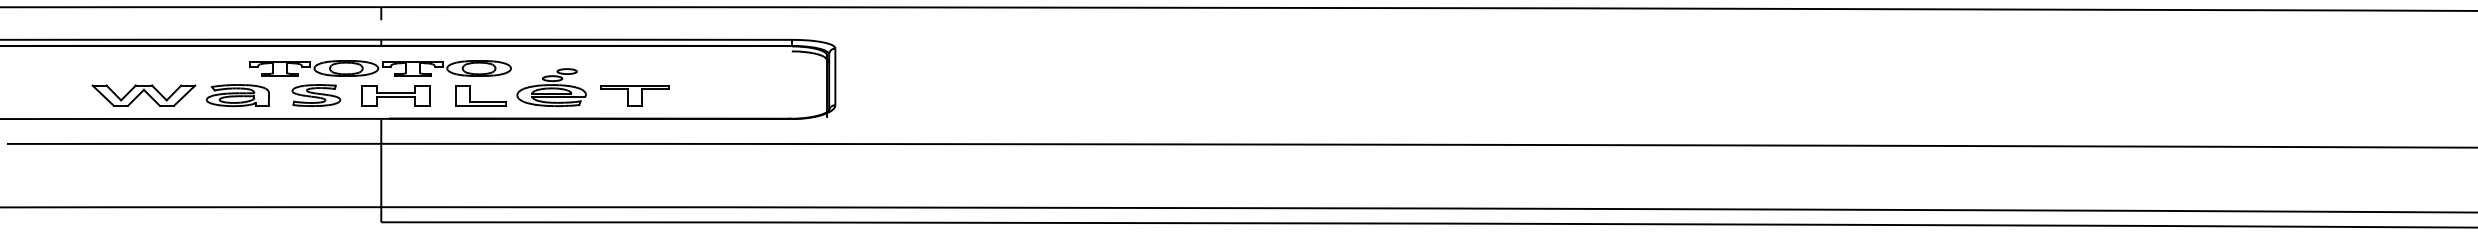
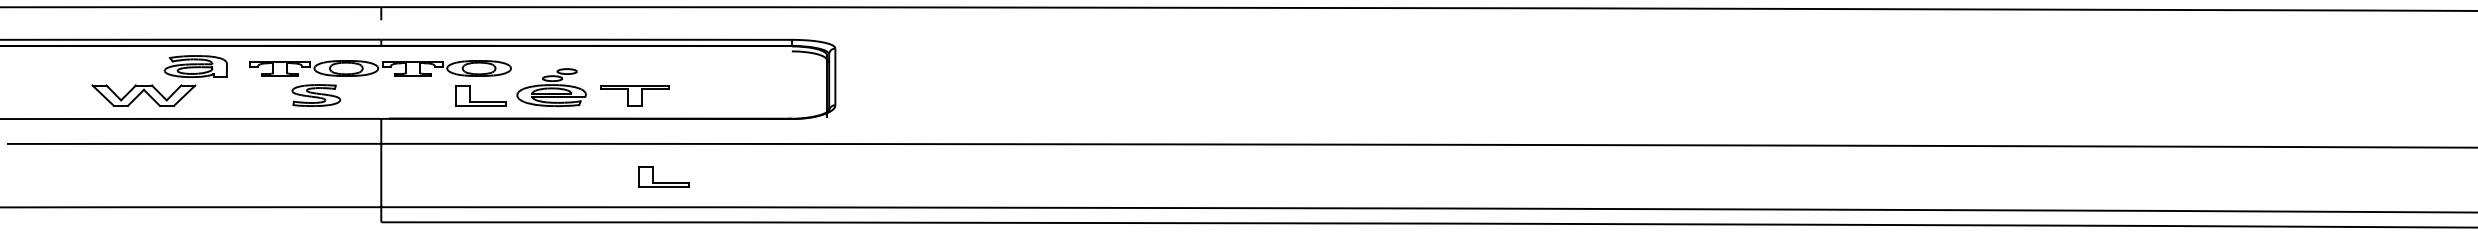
part position: (237, 95) -> (195, 66) (195, 66)
part: present -> none (395, 95)
part: none -> present (663, 176)
